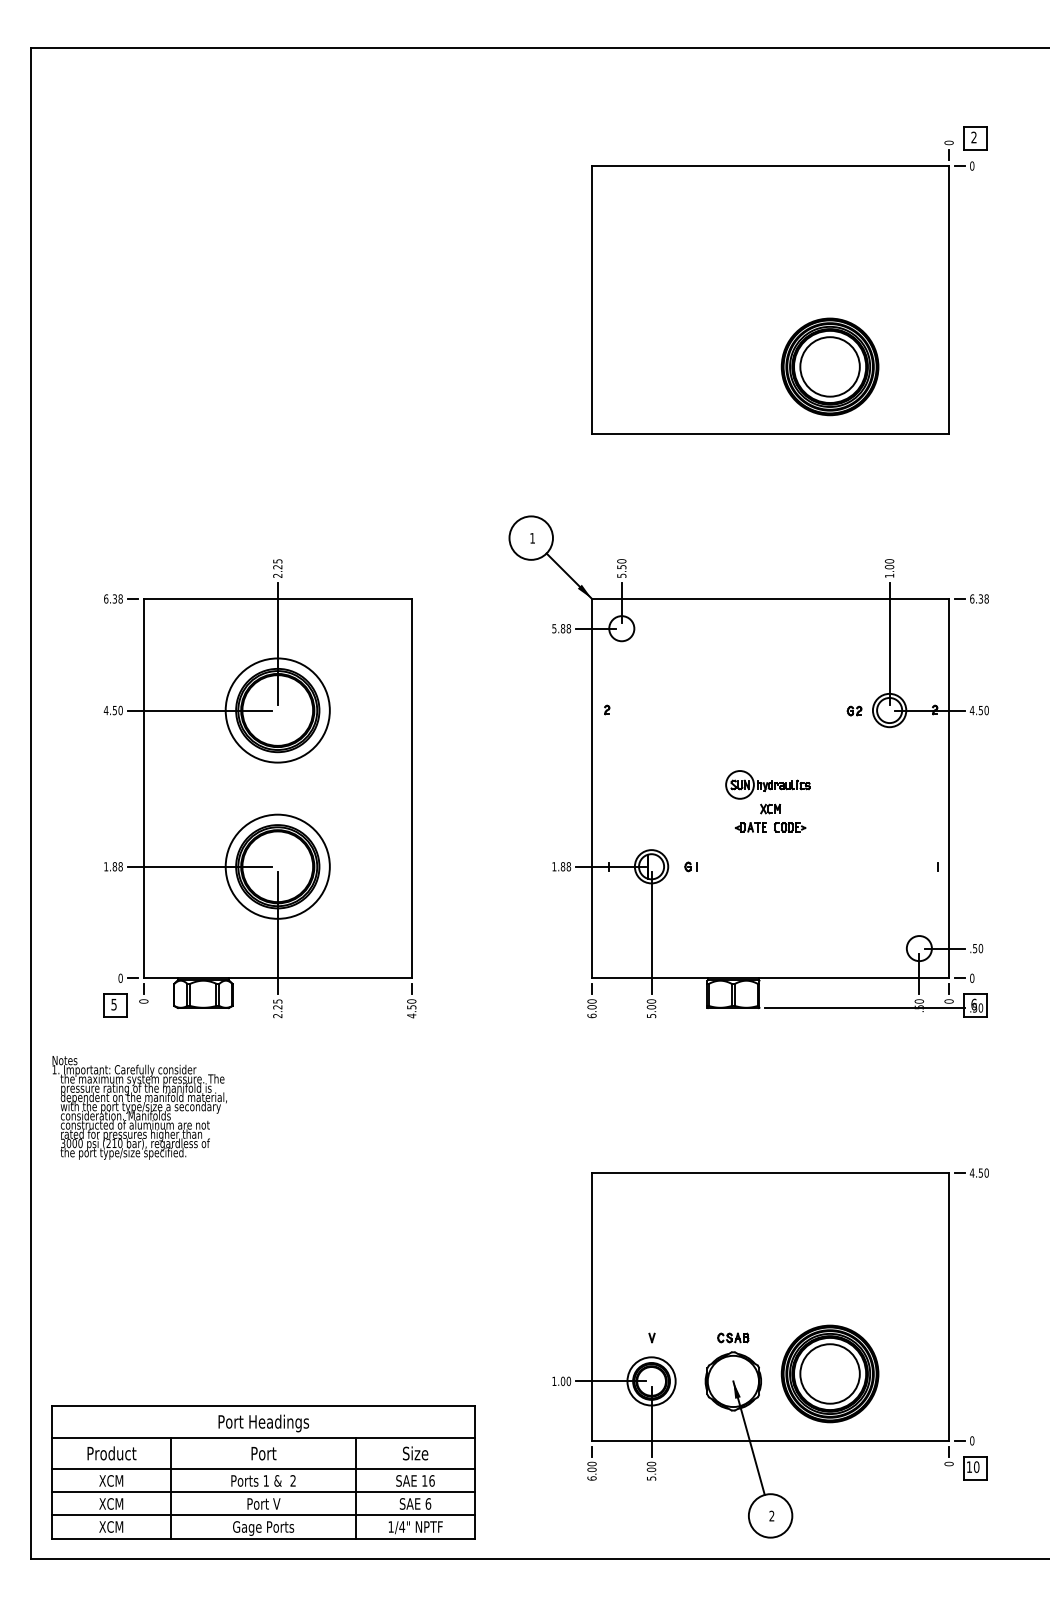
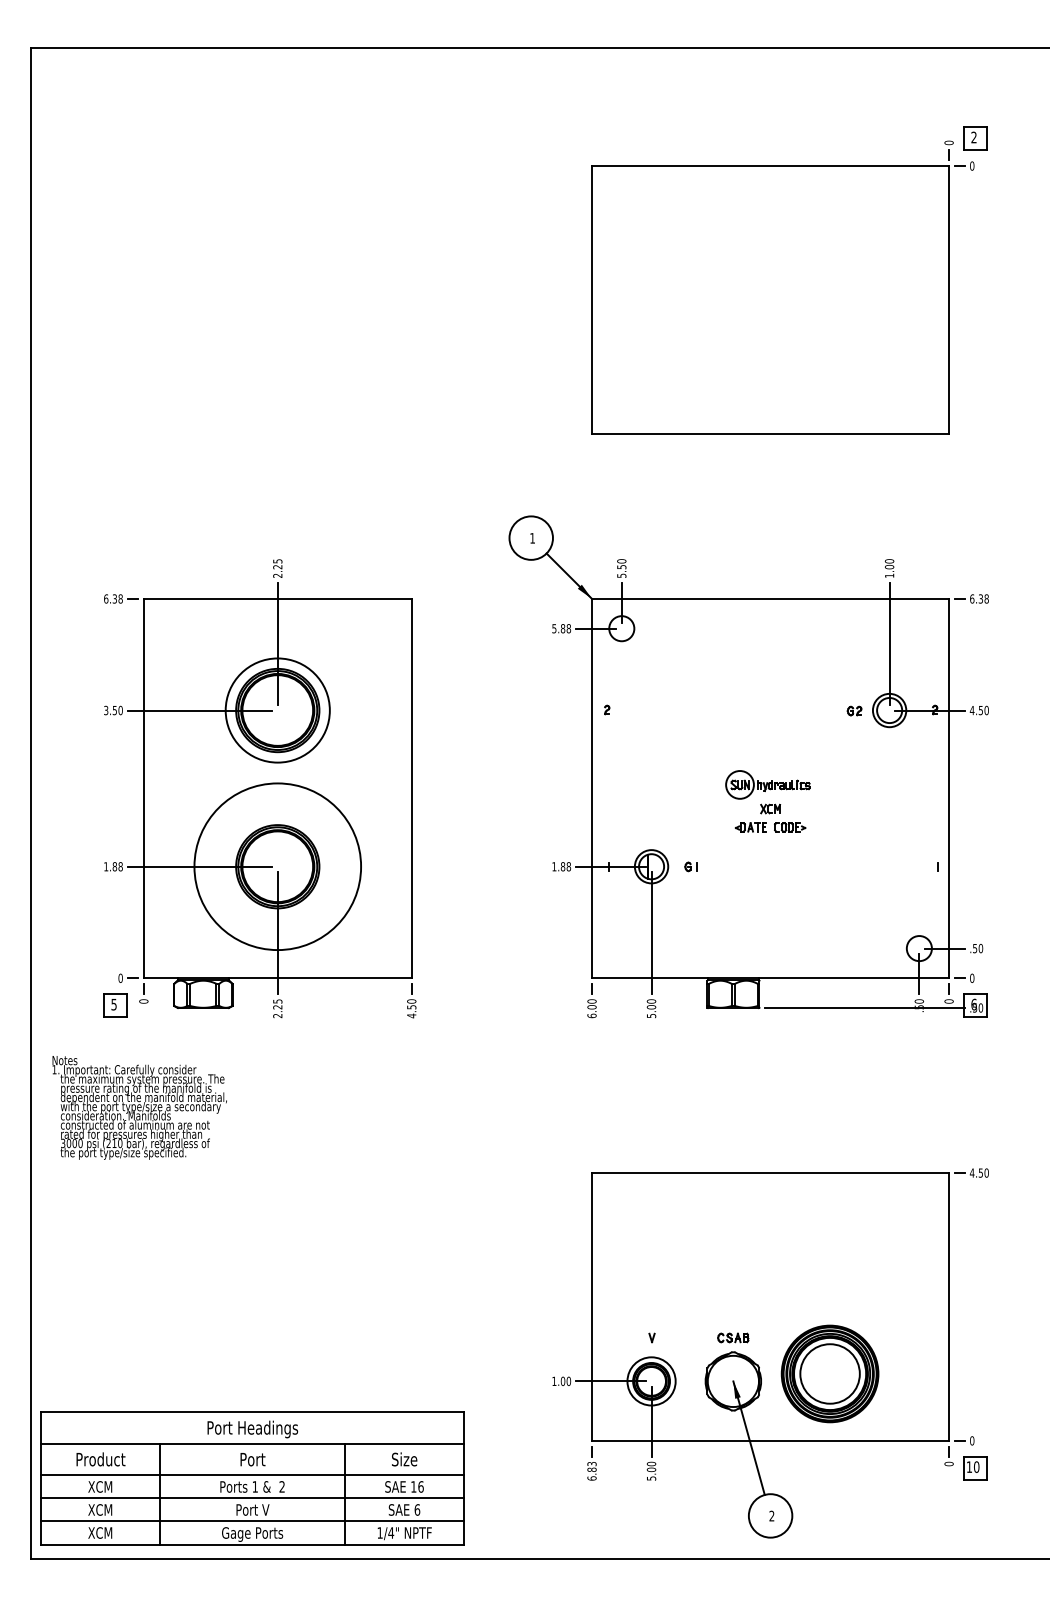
part: present -> none (829, 366)
text: 4.50 -> 3.50 (105, 710)
circle diameter: 104 px -> 167 px (277, 866)
text: 6.00 -> 6.83 (591, 1466)
part position: (263, 1472) -> (252, 1478) (252, 1478)
